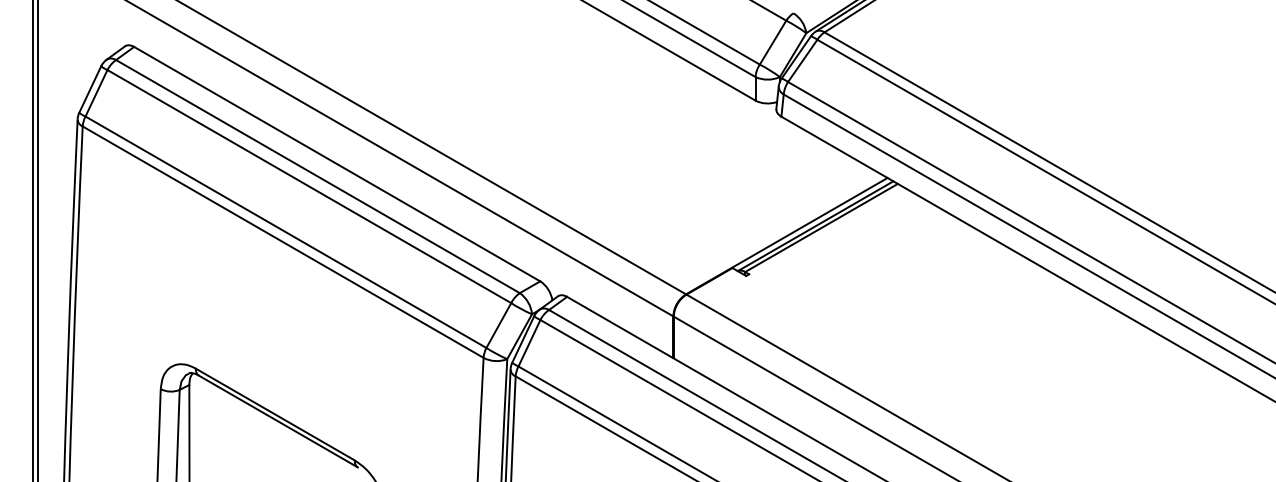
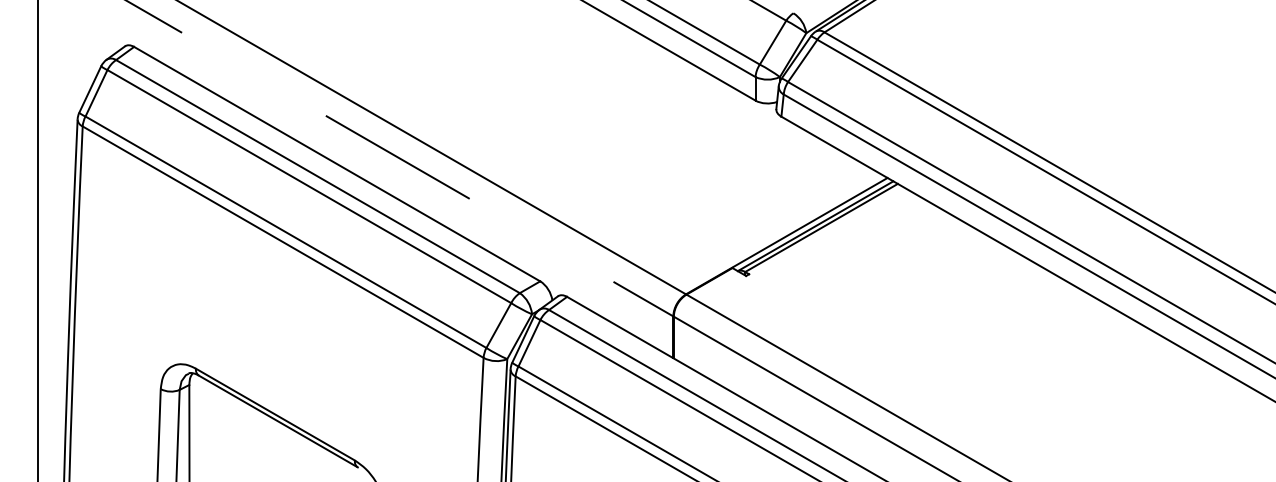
line: solid -> dashed (399, 158)
line: present -> none (33, 240)
